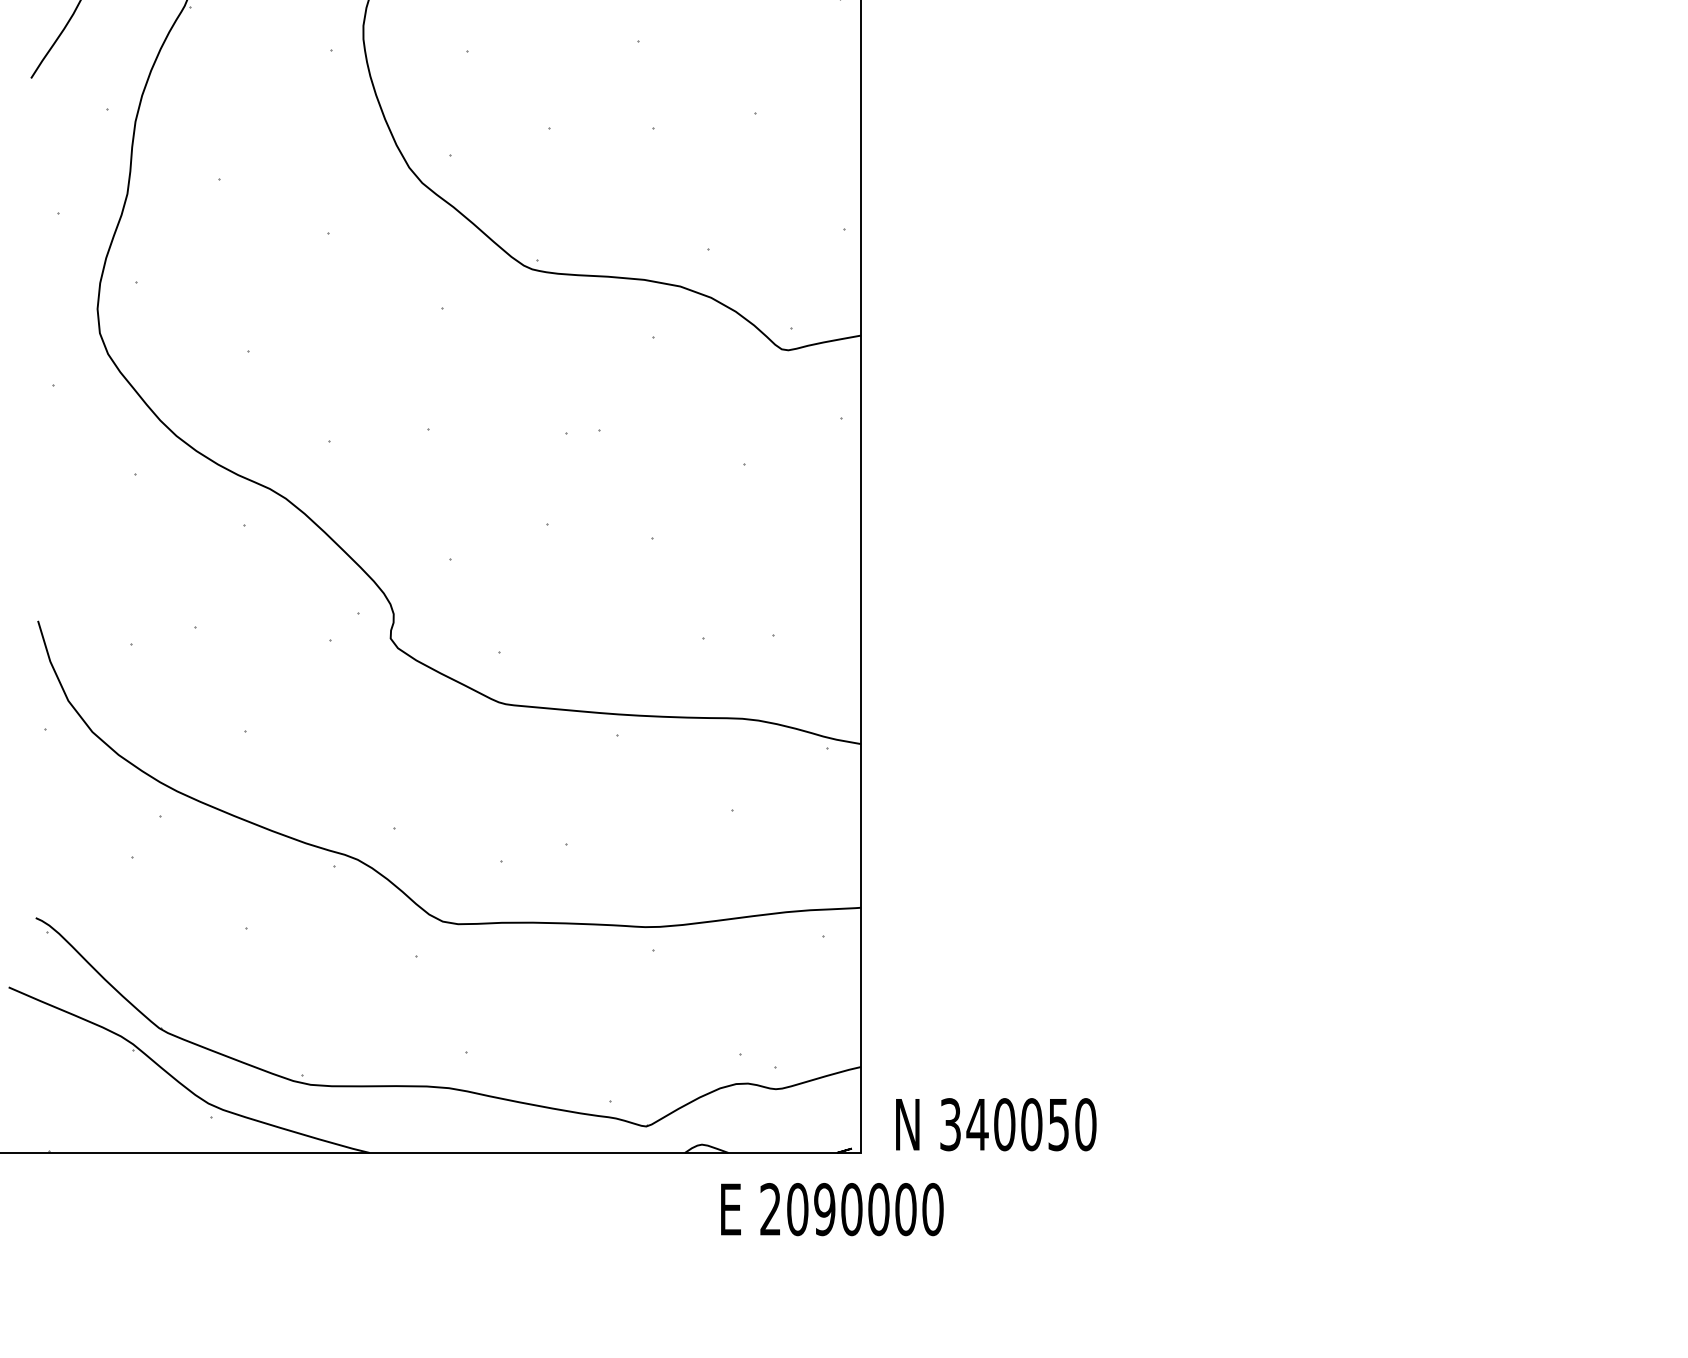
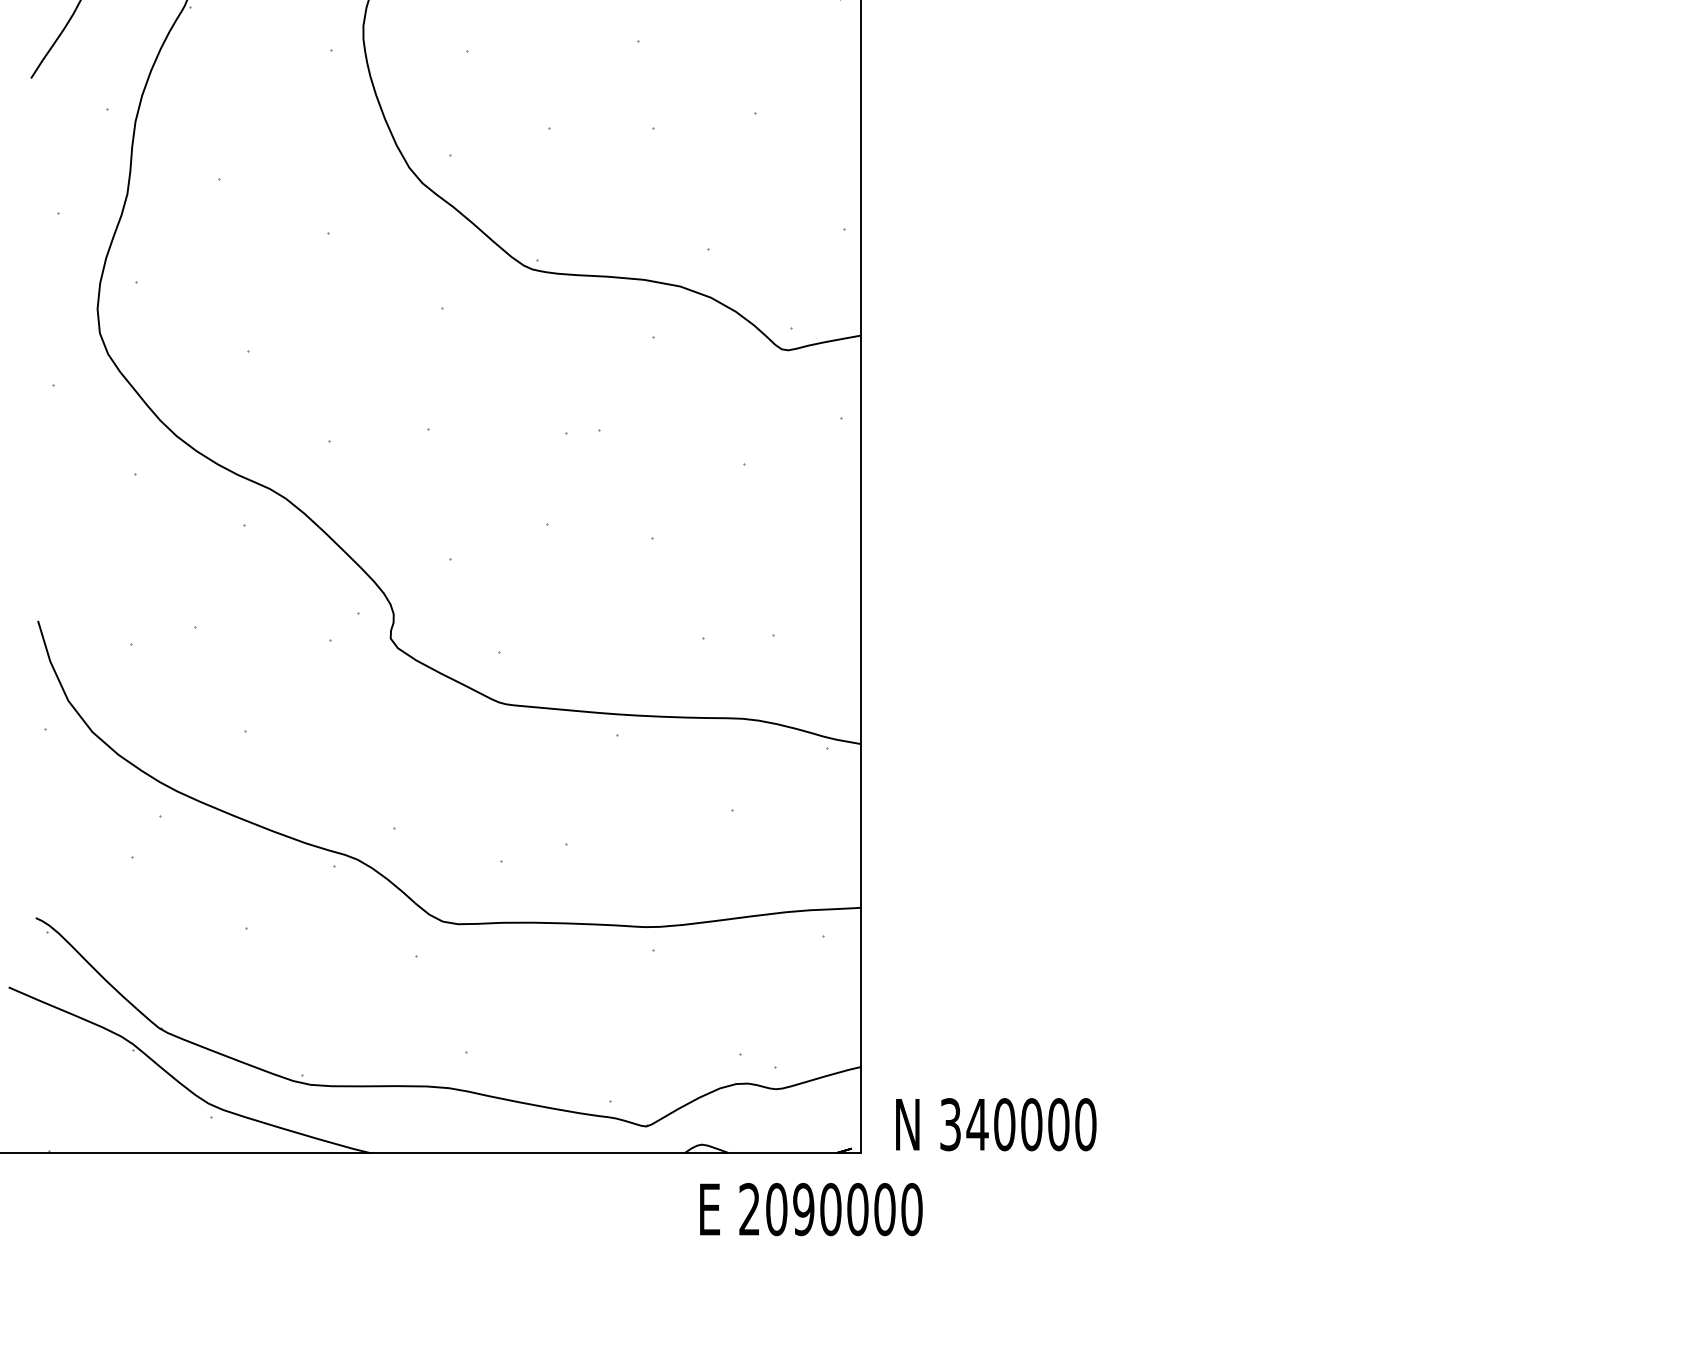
text: 340050 -> 340000 (1058, 1124)
text position: (832, 1209) -> (811, 1209) (811, 1209)
